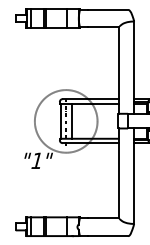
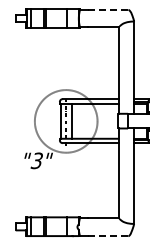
line: solid -> dashed (107, 9)
text: "1" -> "3" (36, 160)
line: solid -> dashed (108, 236)
